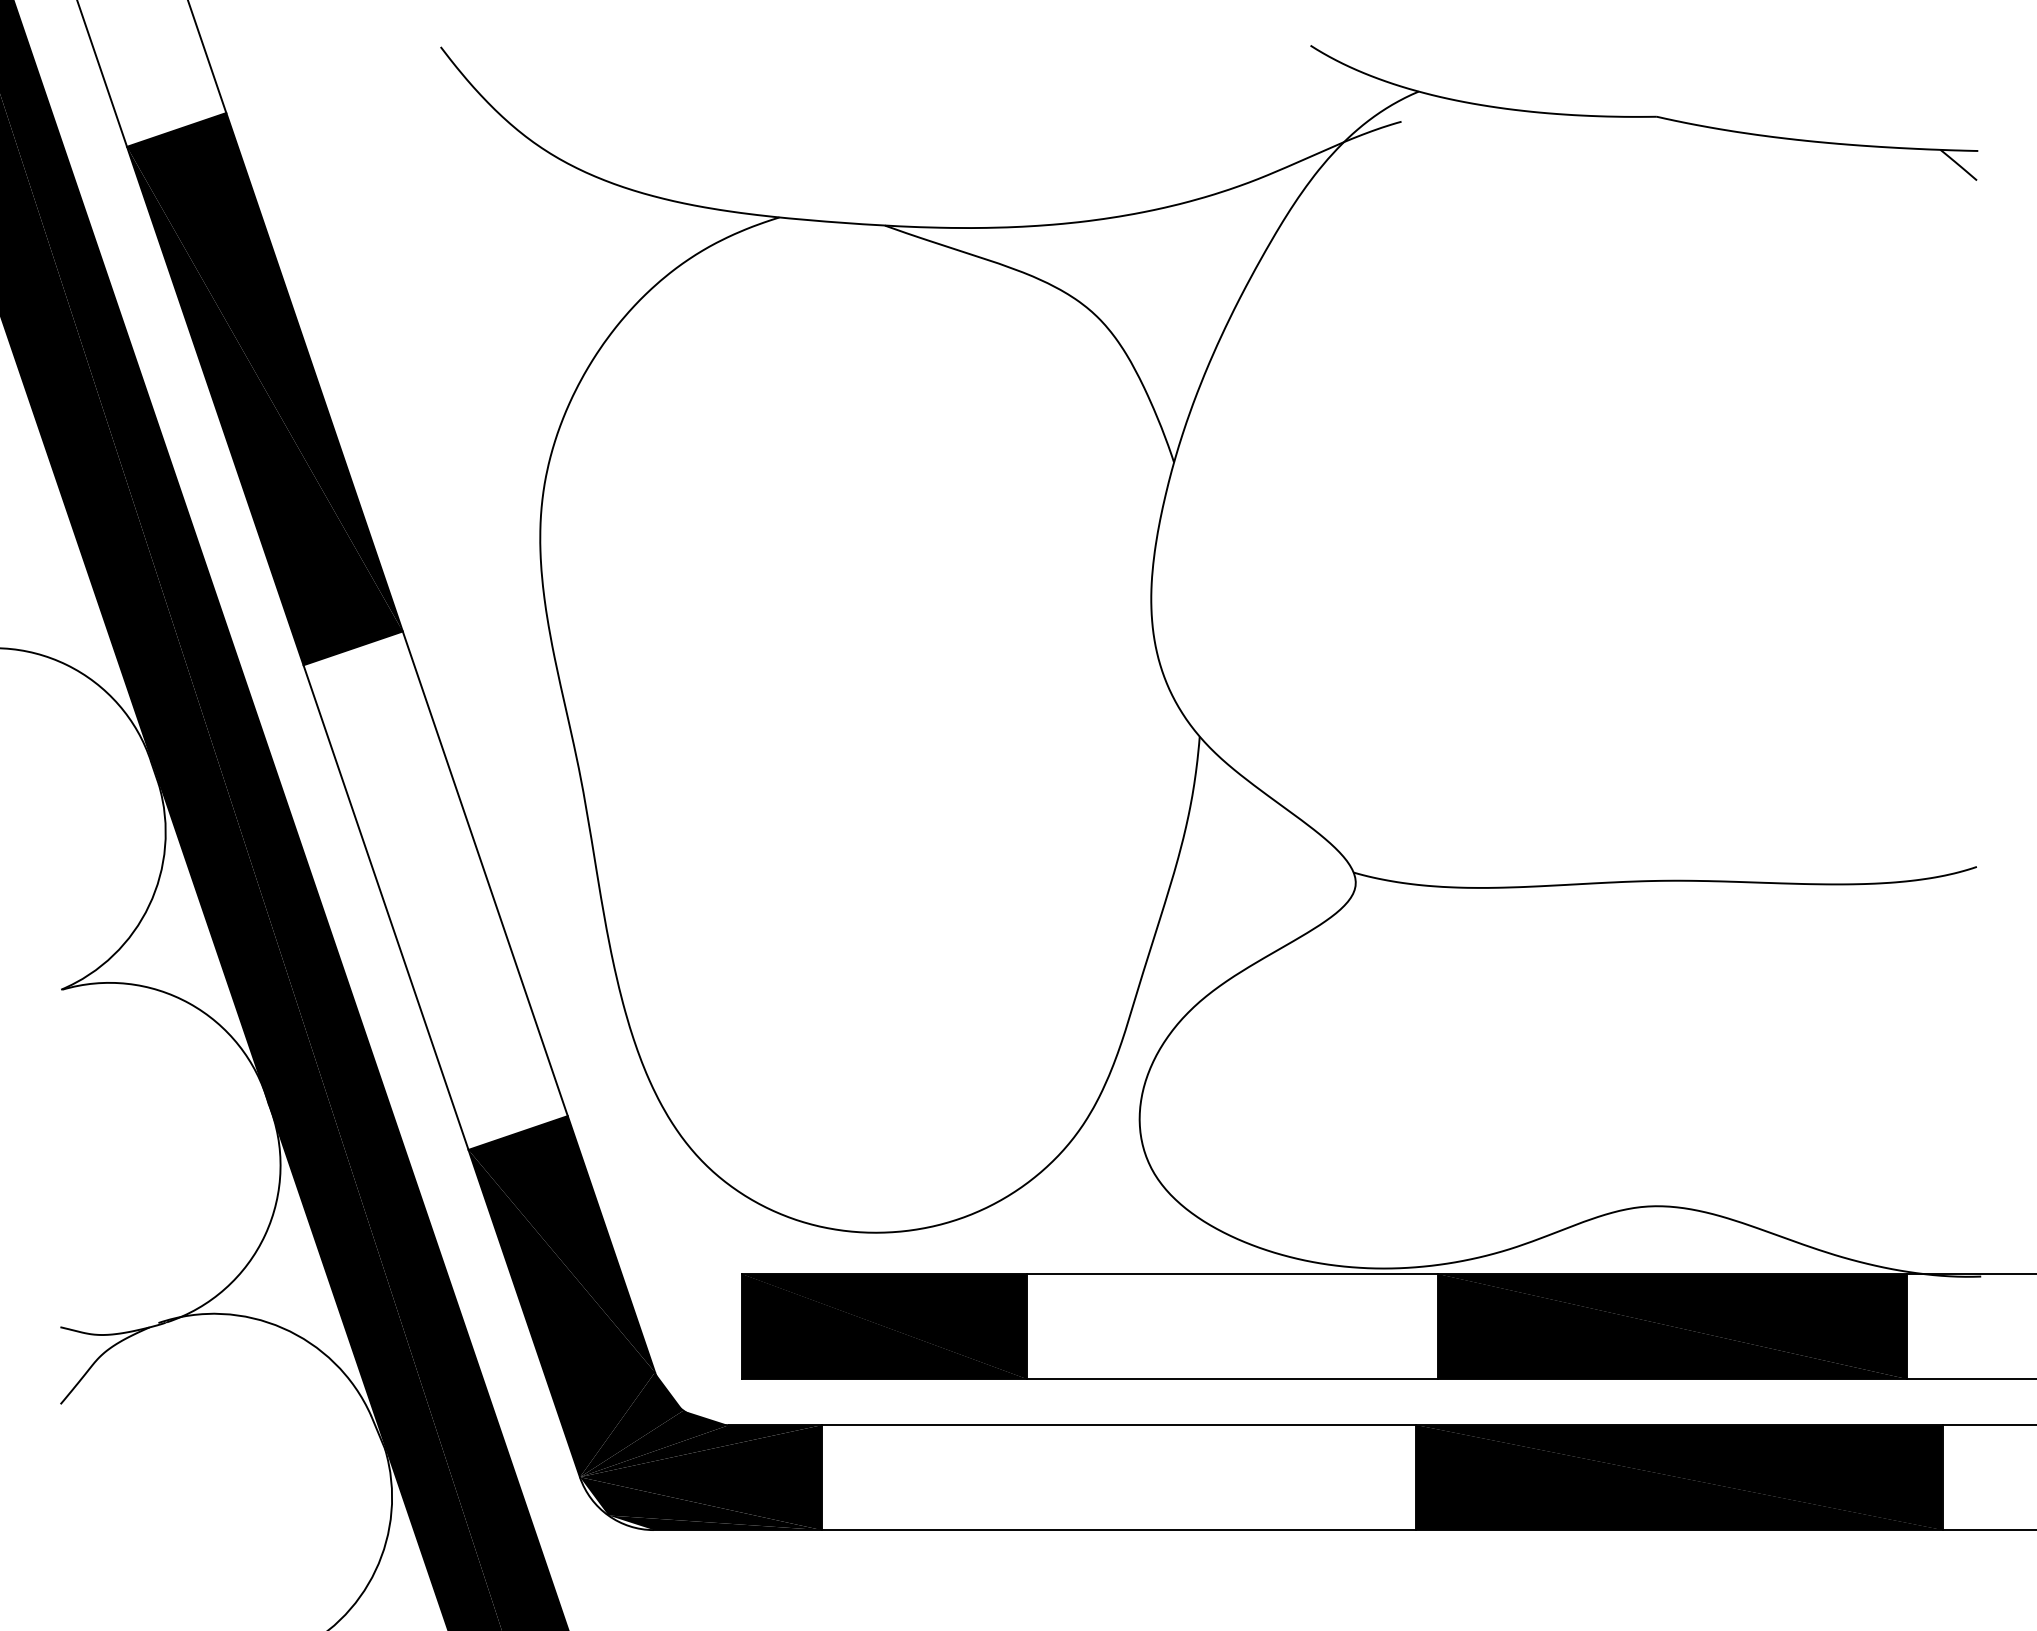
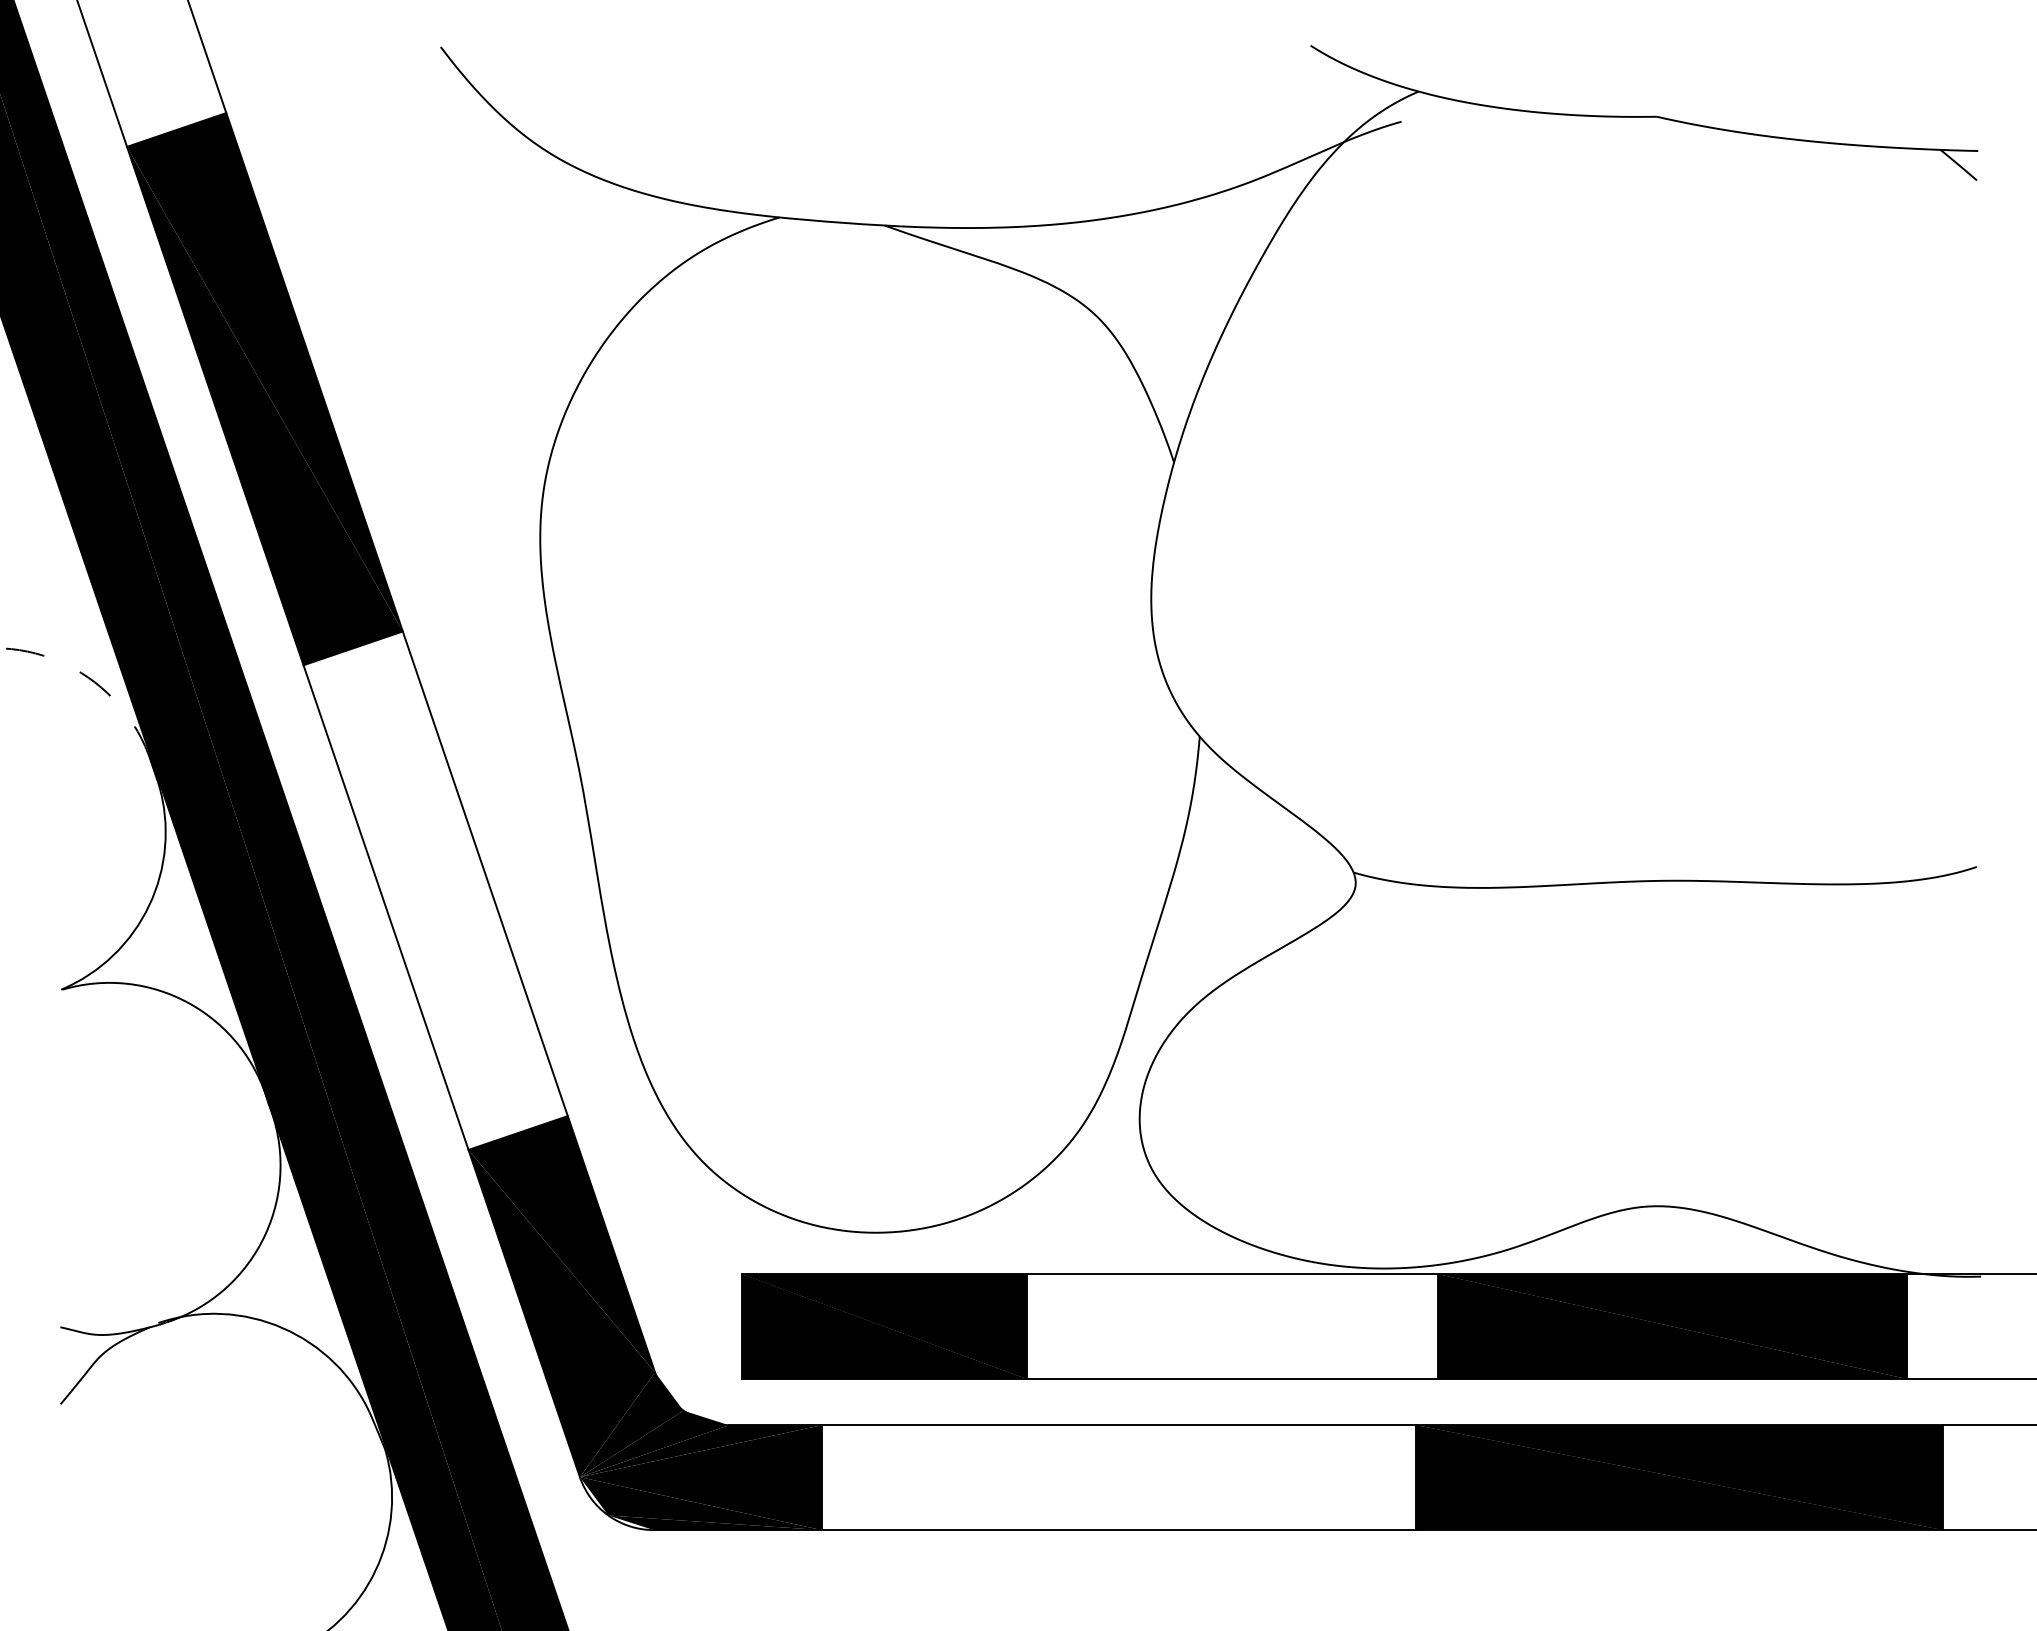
arc: solid -> dashed (93, 681)
